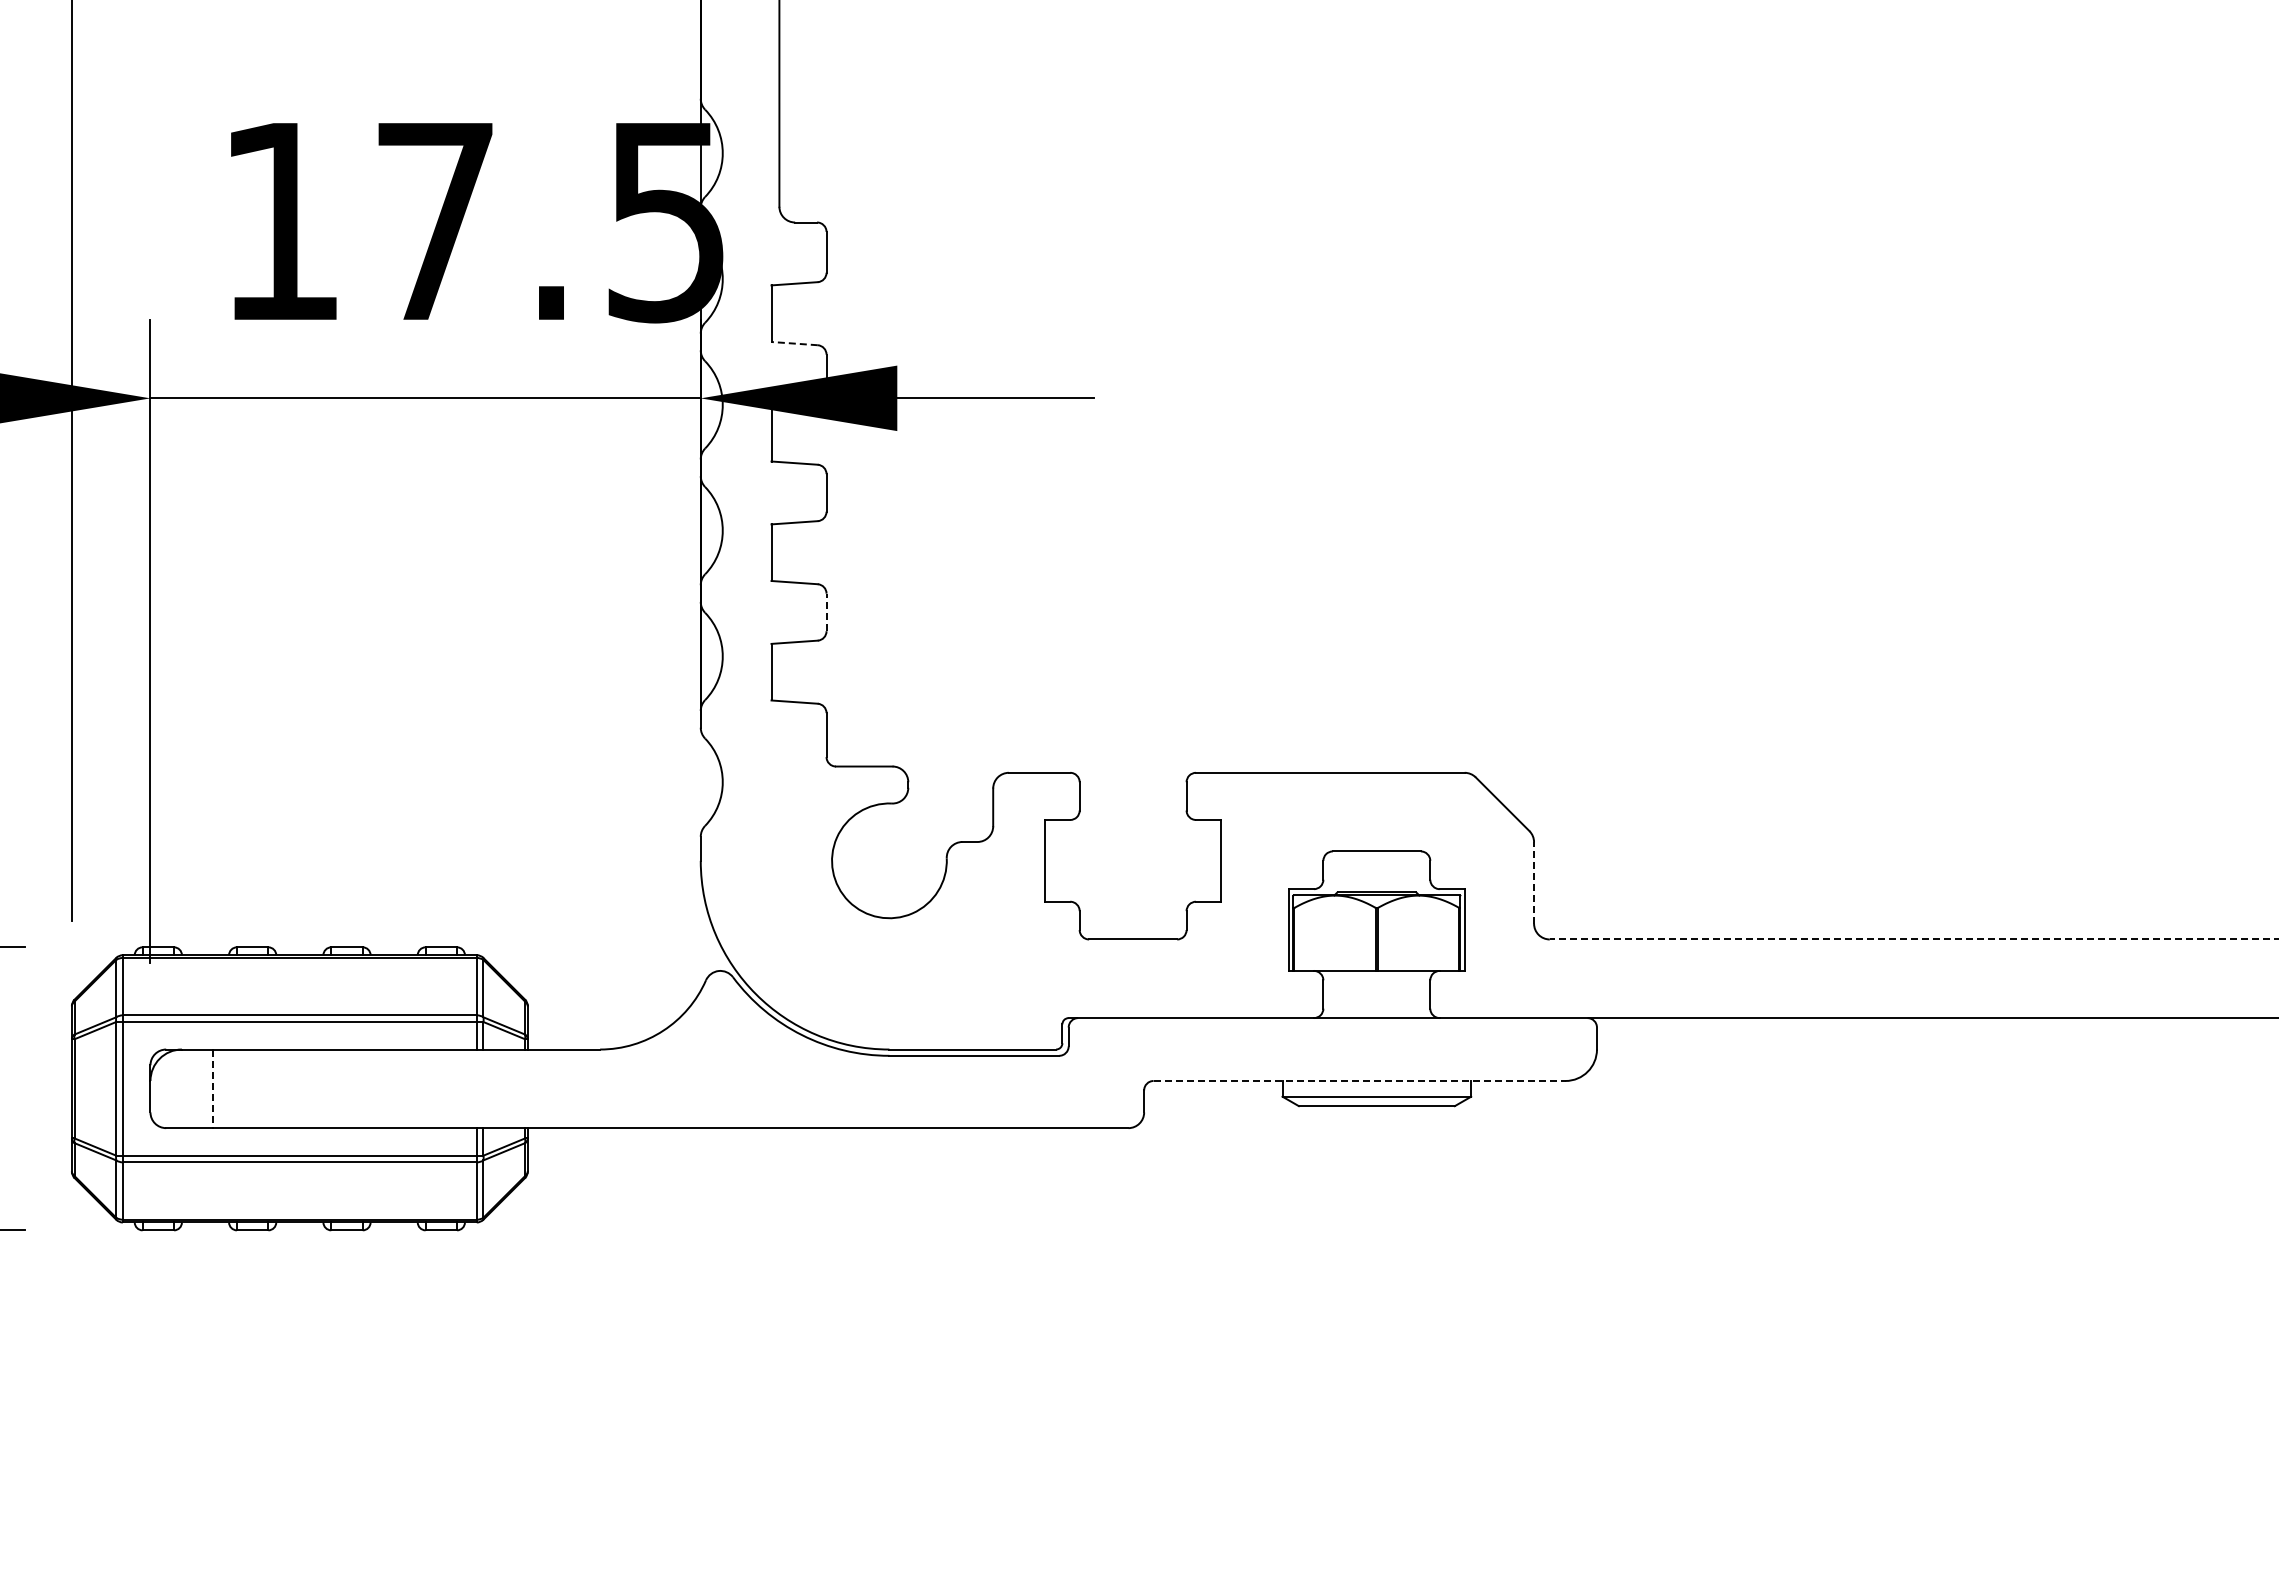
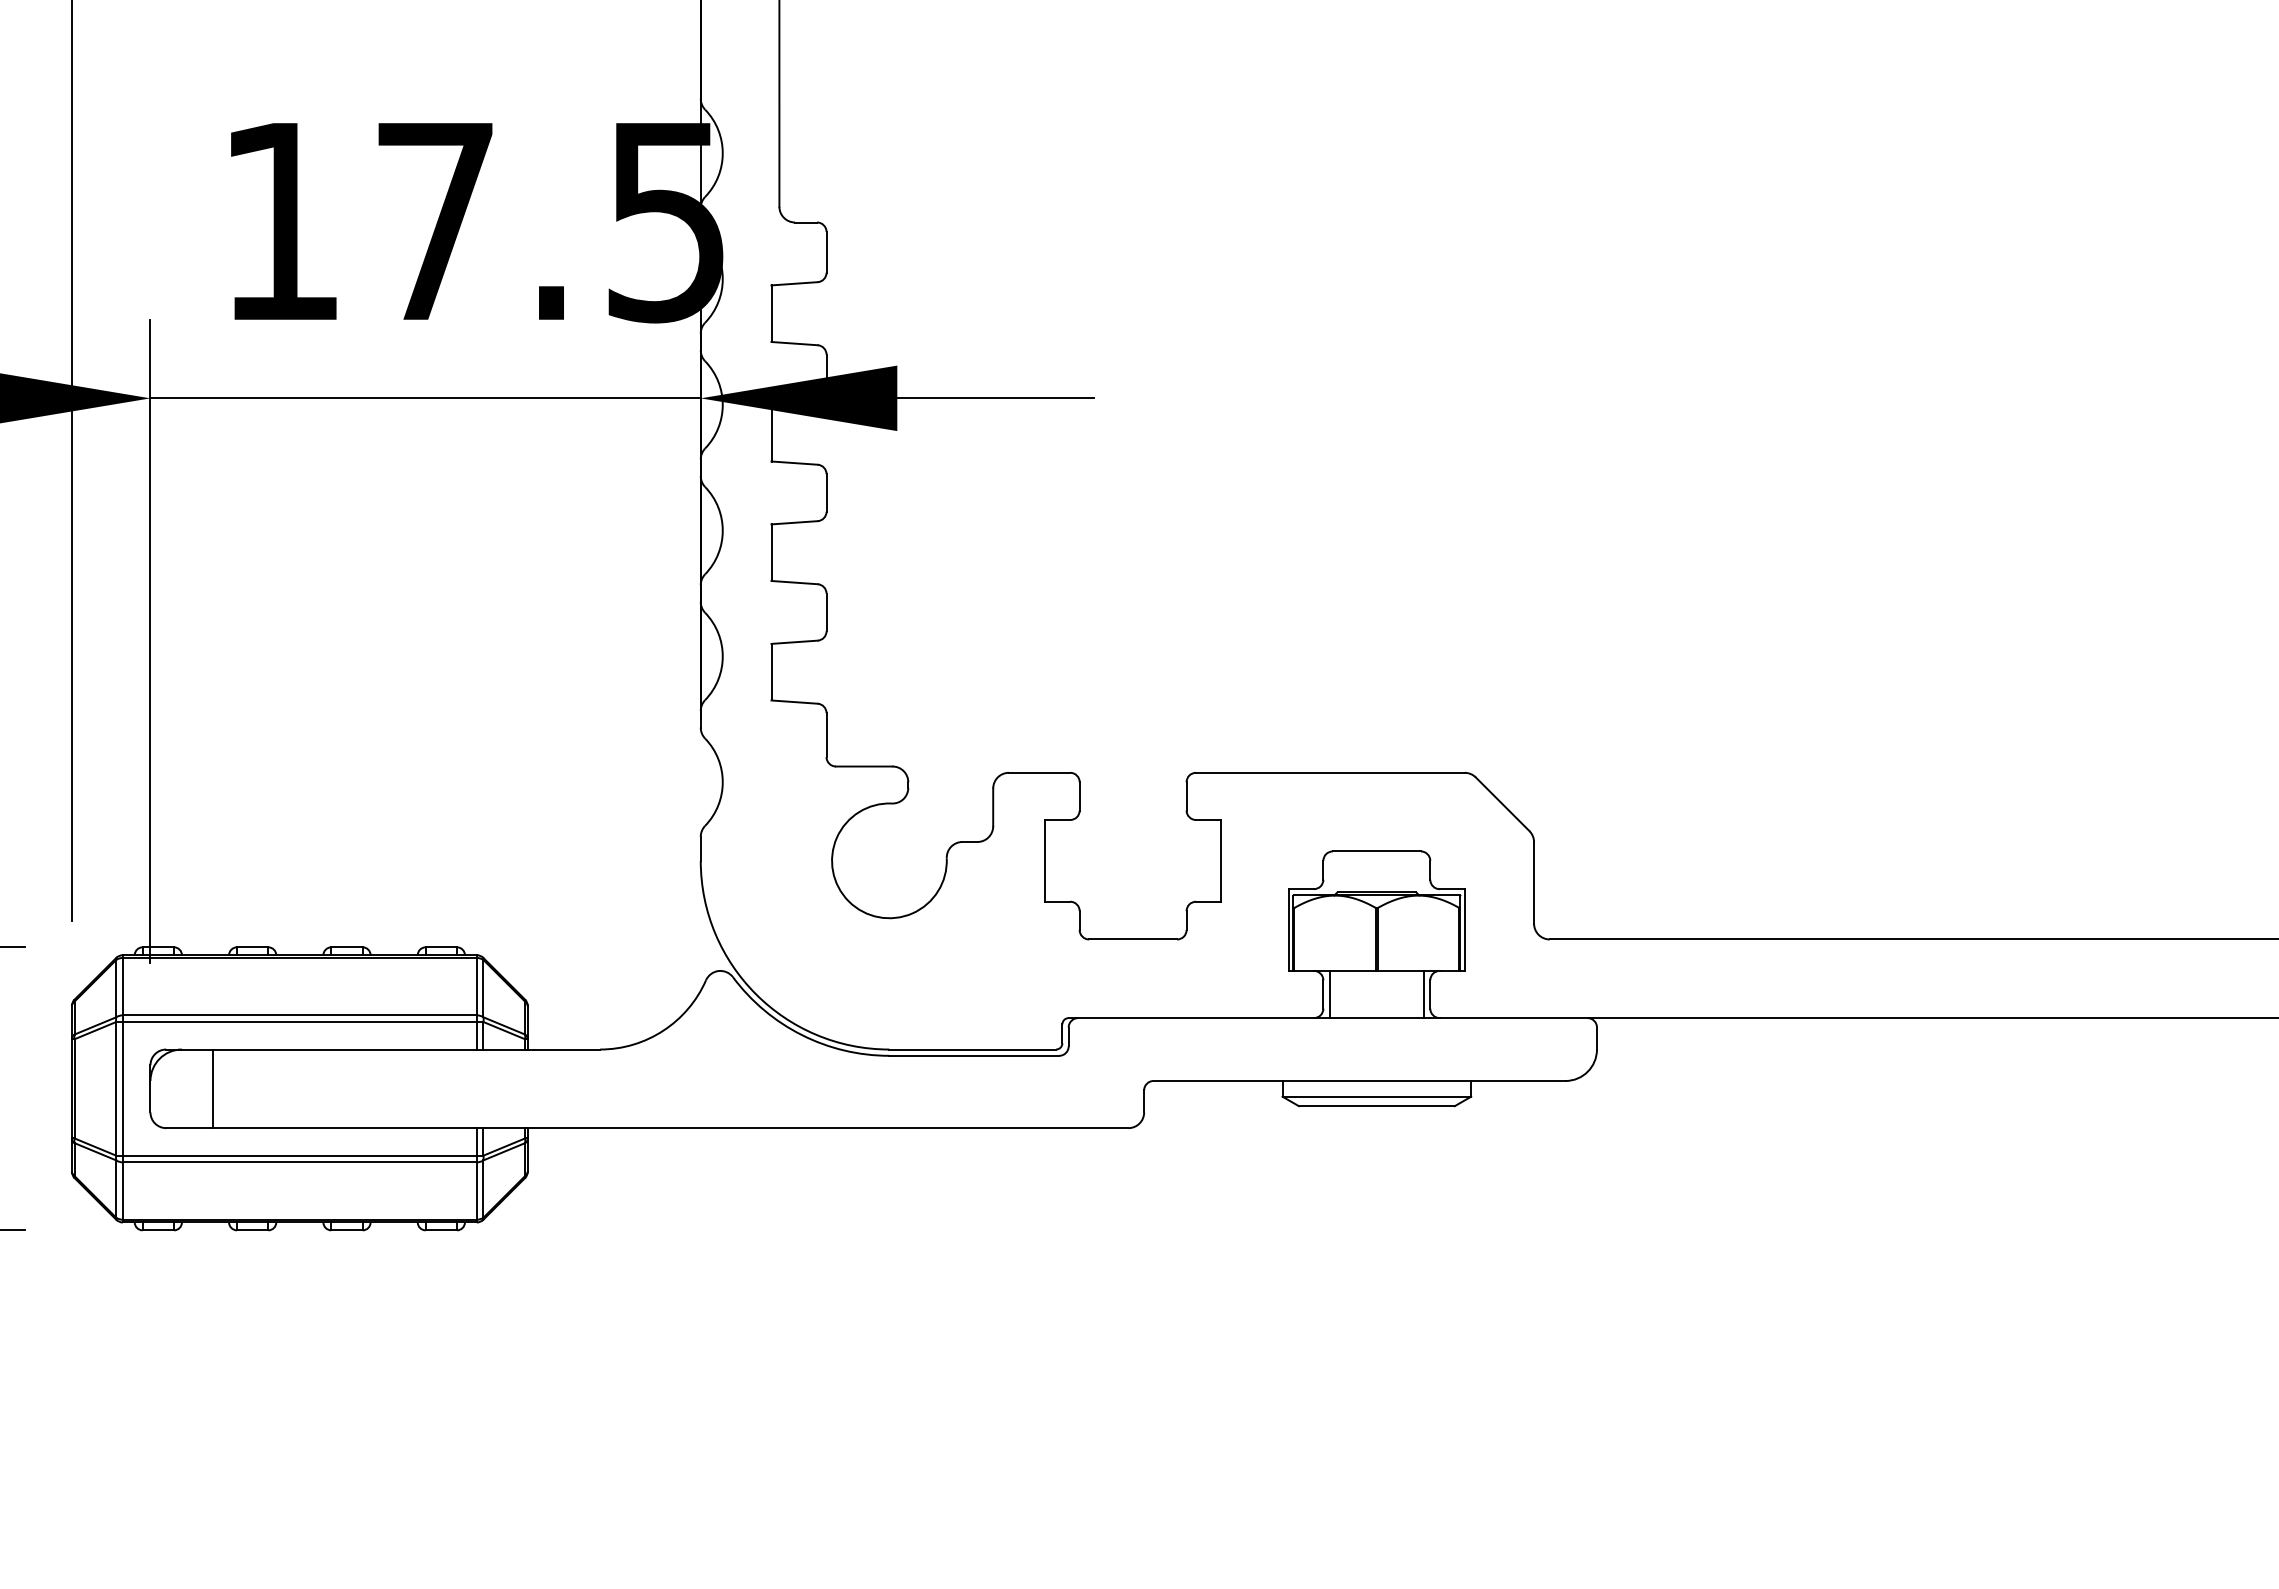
line: dashed -> solid (794, 343)
line: dashed -> solid (826, 612)
line: dashed -> solid (1534, 882)
line: dashed -> solid (1913, 939)
line: none -> present (1329, 994)
line: none -> present (1424, 994)
line: dashed -> solid (1359, 1080)
line: dashed -> solid (213, 1089)
